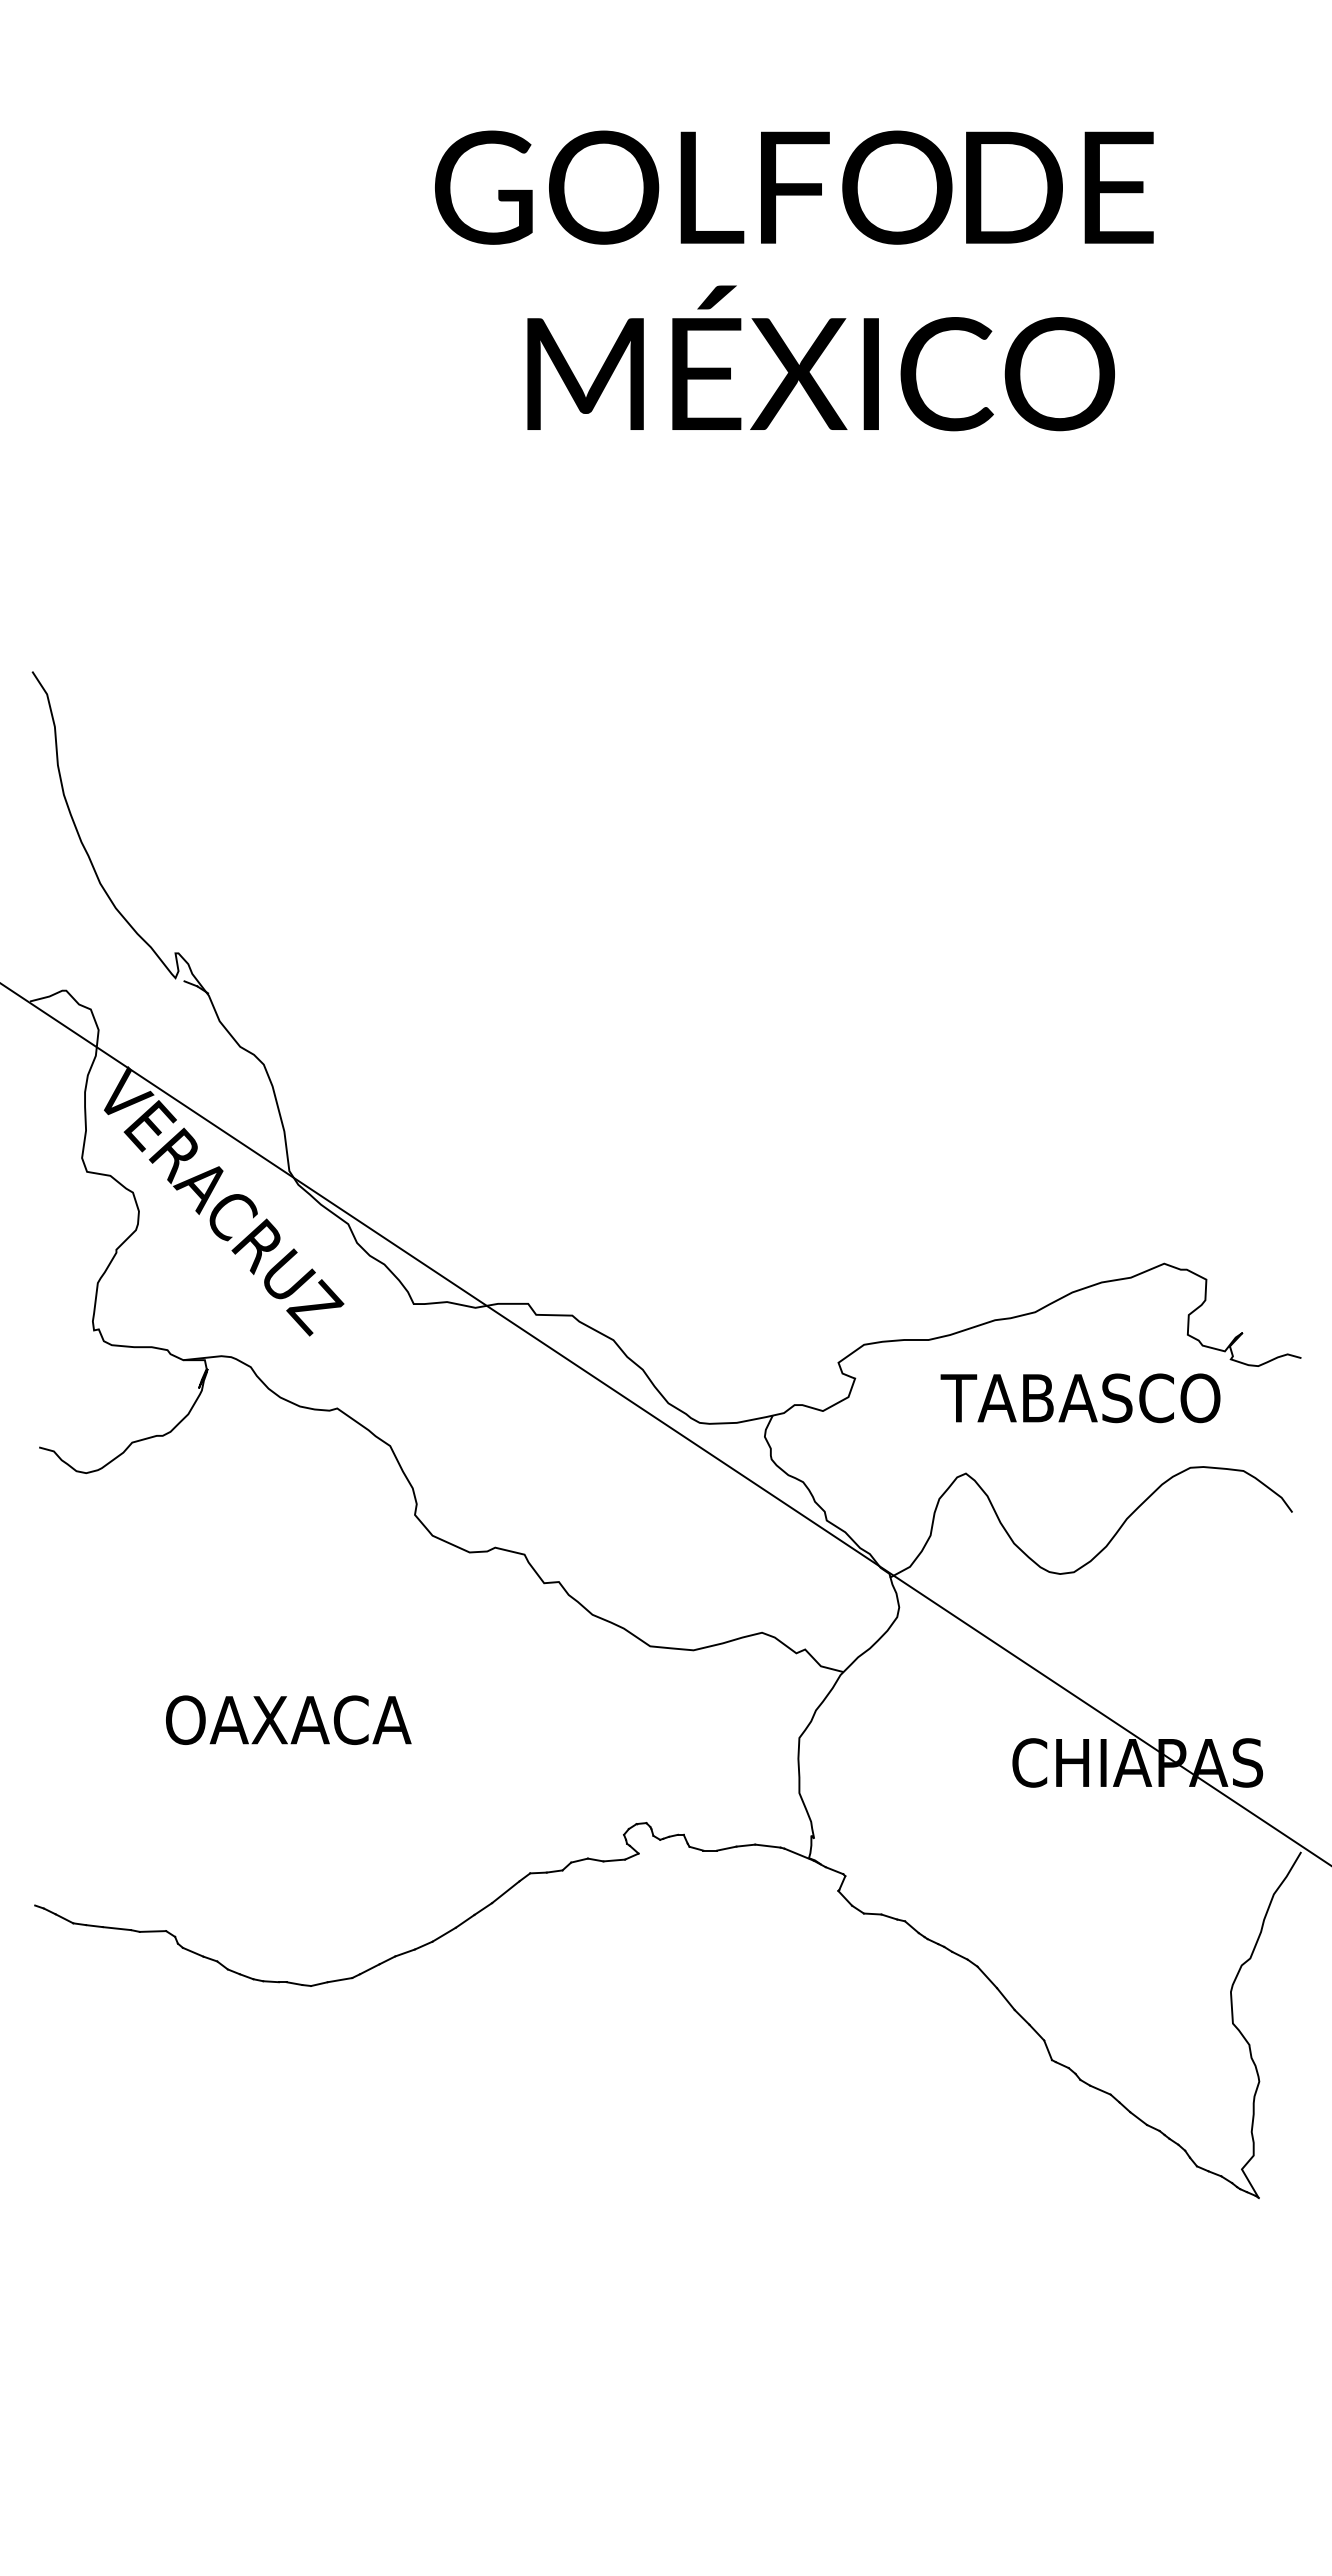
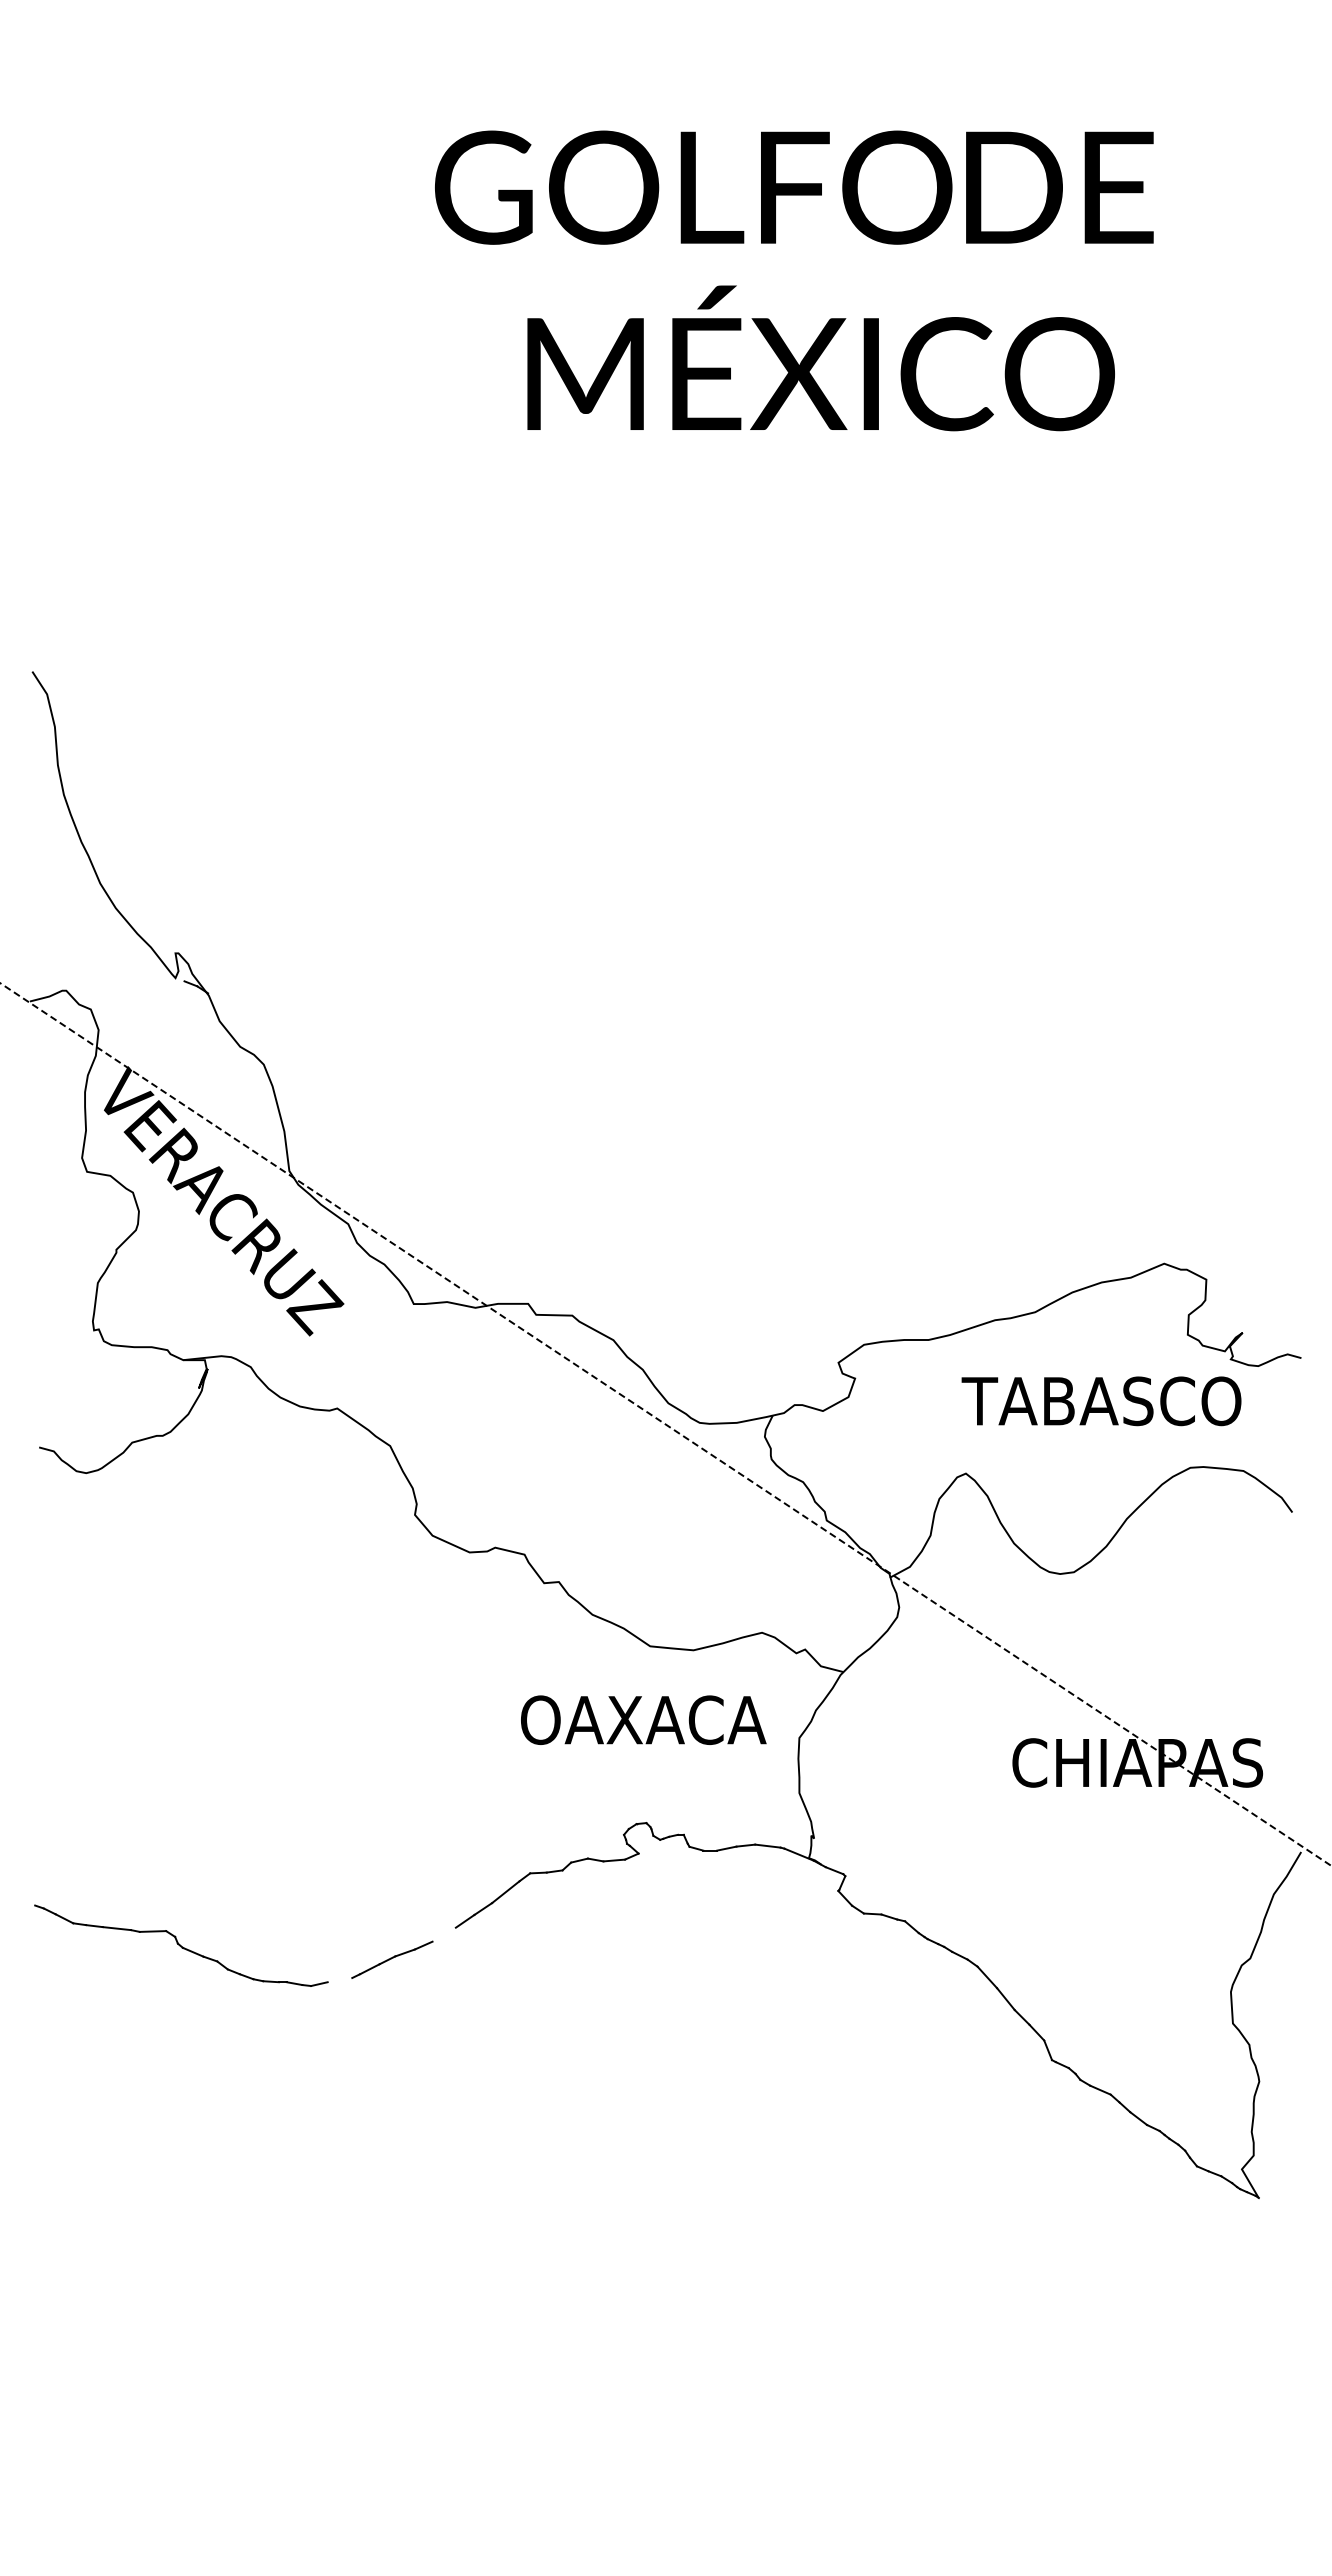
text position: (1080, 1398) -> (1101, 1401) (1101, 1401)
line: solid -> dashed (666, 1424)
text position: (288, 1719) -> (643, 1719) (643, 1719)
line: present -> none (443, 1934)
line: present -> none (339, 1980)
